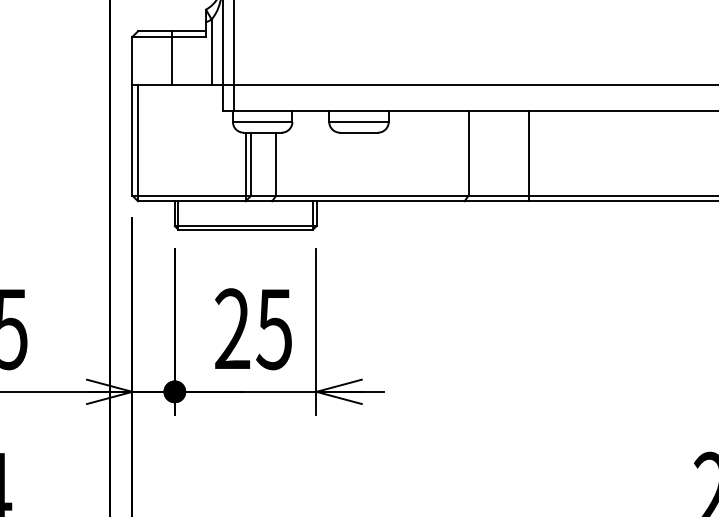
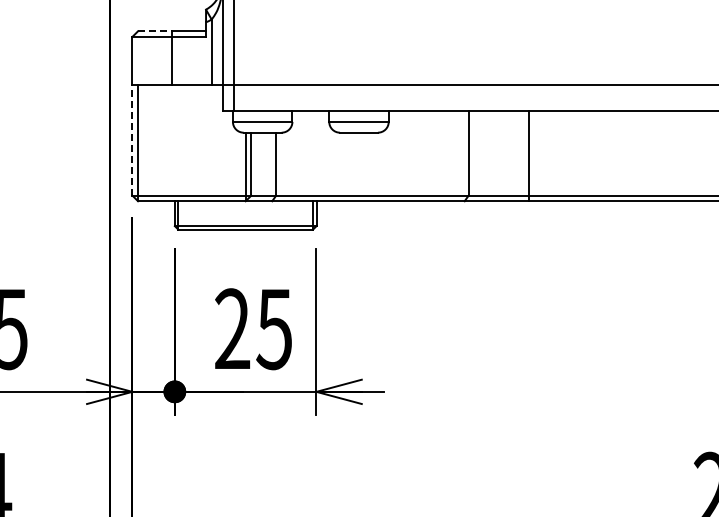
line: solid -> dashed (155, 31)
line: solid -> dashed (132, 139)
